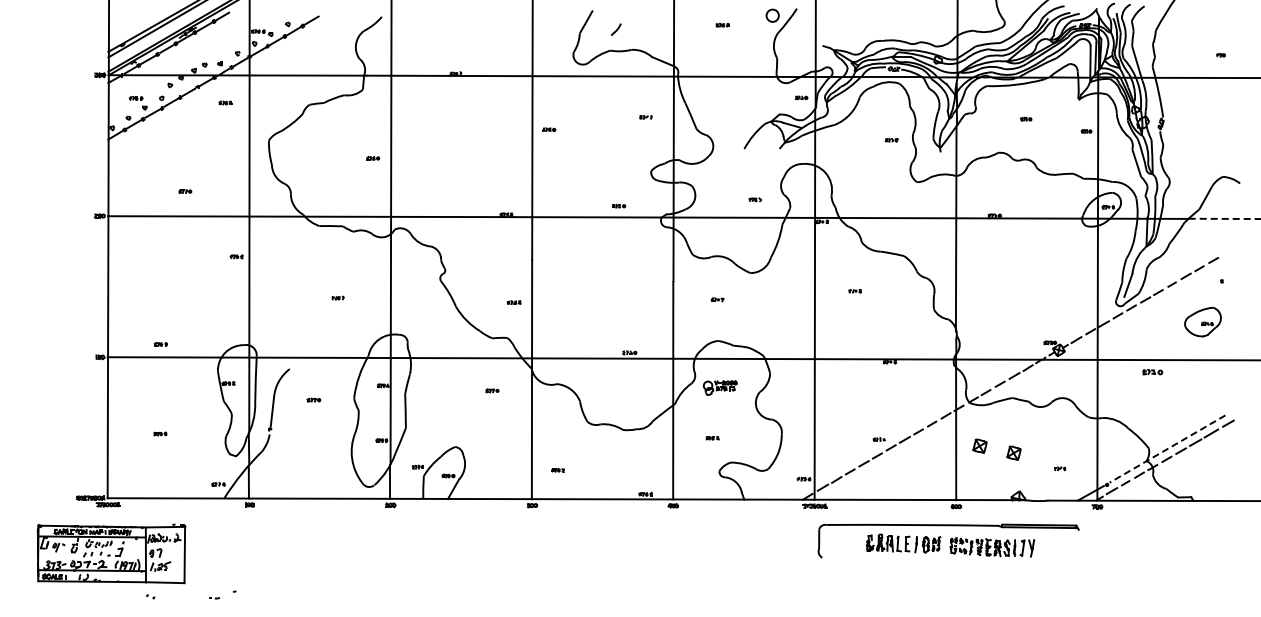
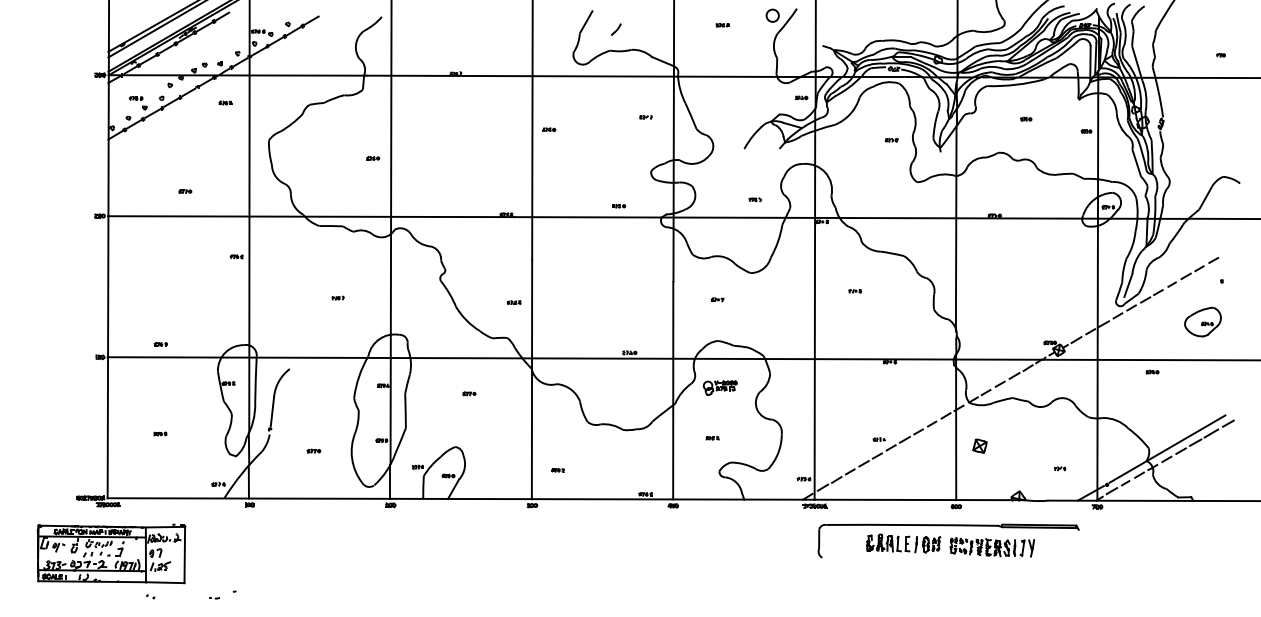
line: dashed -> solid (1224, 218)
part size: 22x7 px -> 15x6 px (1152, 371)
part position: (492, 390) -> (469, 393) (469, 393)
part position: (313, 399) -> (313, 450) (313, 450)
line: dashed -> solid (1167, 449)
part: present -> none (1013, 452)
